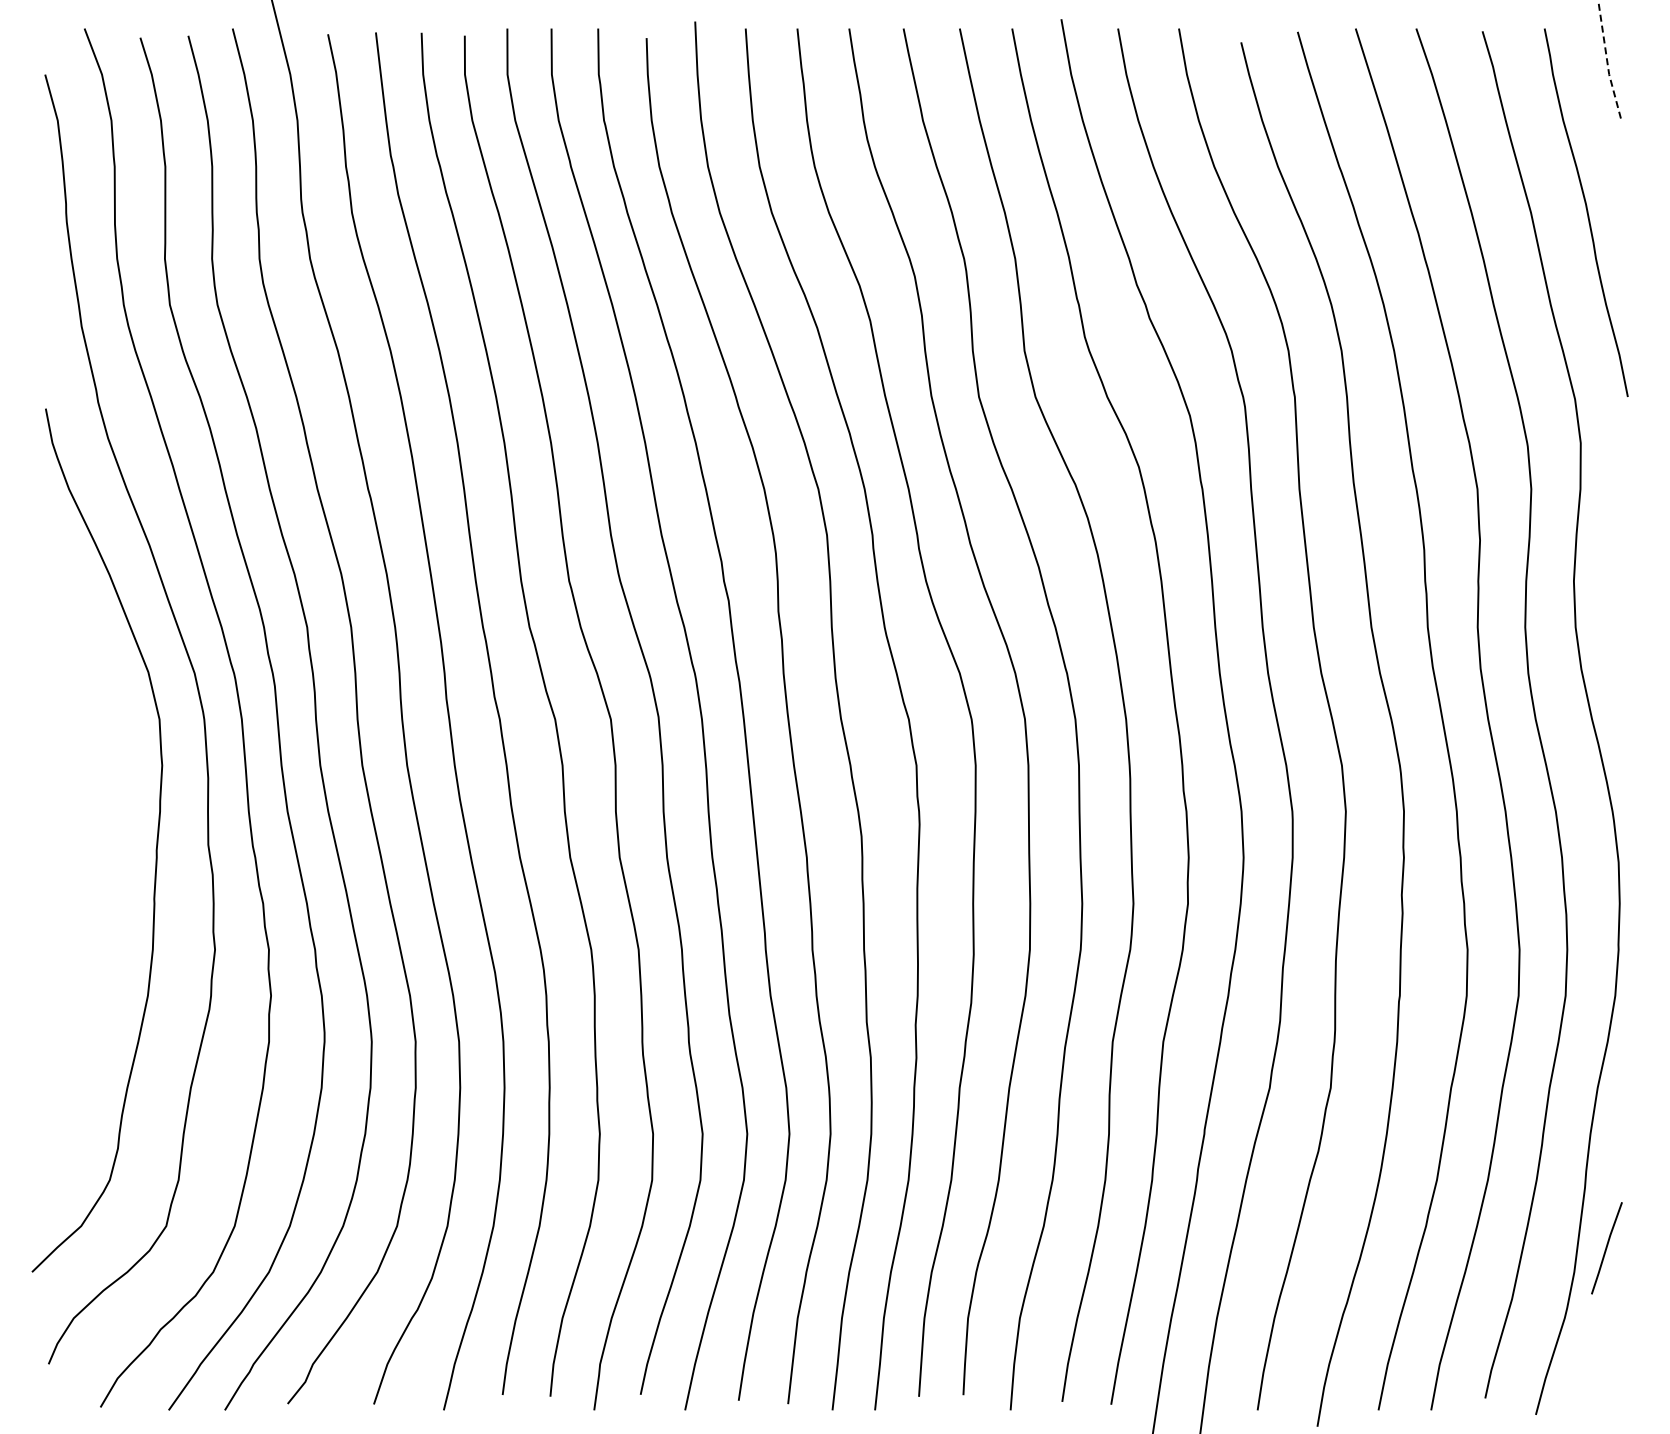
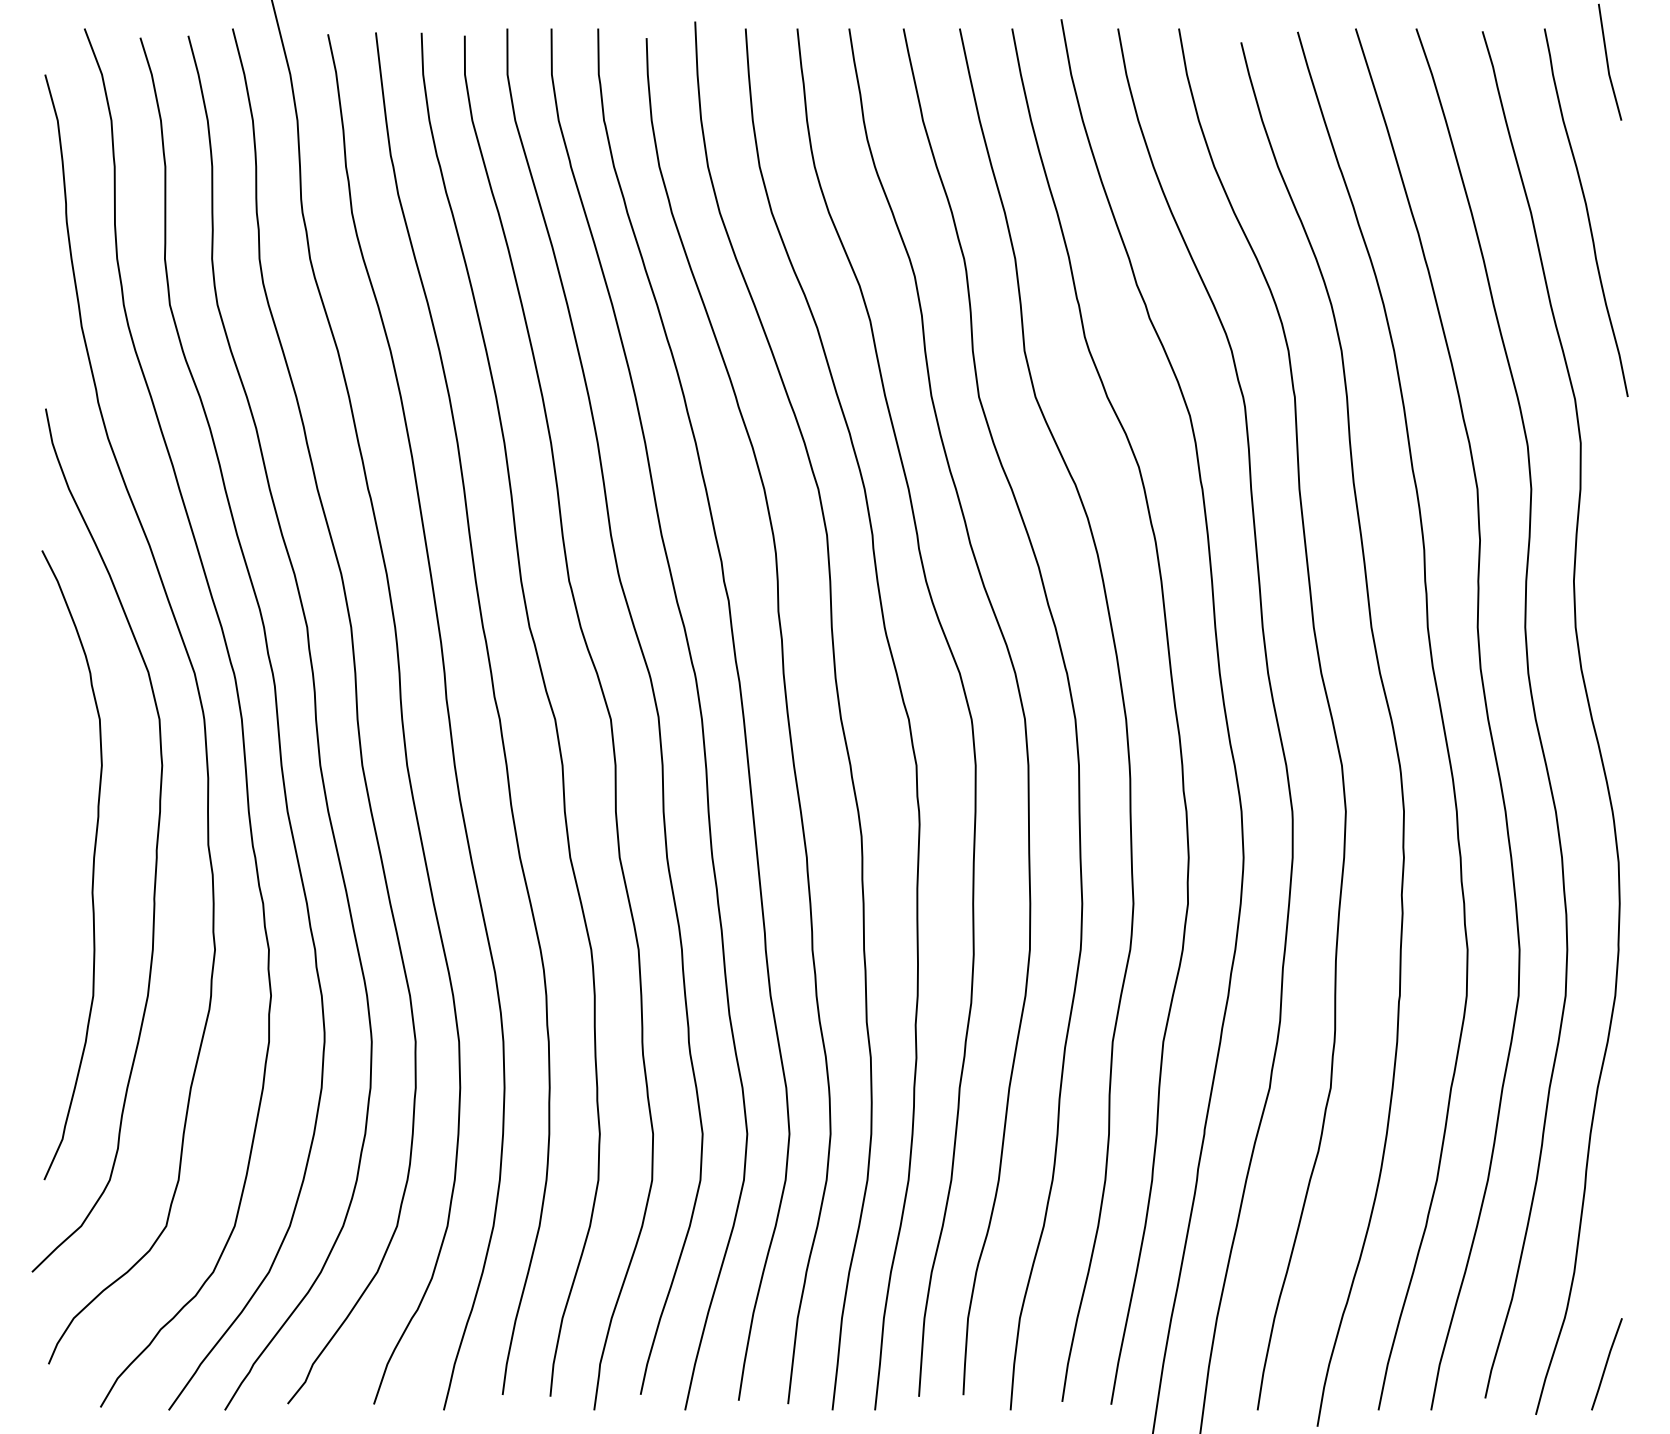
line: dashed -> solid (1607, 63)
curve: none -> present (92, 865)
line position: (1606, 1248) -> (1606, 1364) (1606, 1364)
